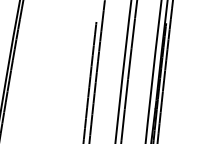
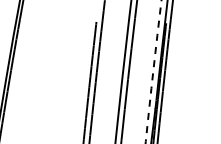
arc: solid -> dashed (153, 72)
